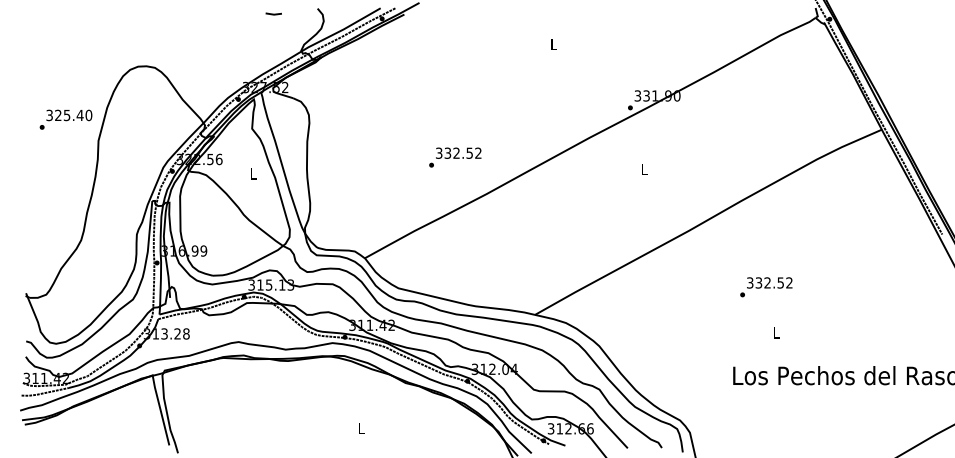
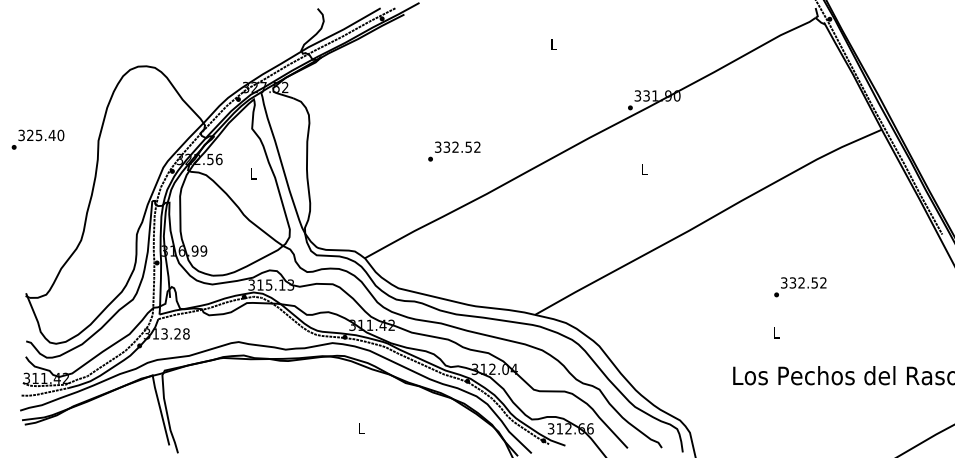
line: present -> none (273, 13)
text position: (65, 119) -> (37, 139) (37, 139)
text position: (455, 157) -> (454, 151) (454, 151)
text position: (766, 287) -> (800, 287) (800, 287)
